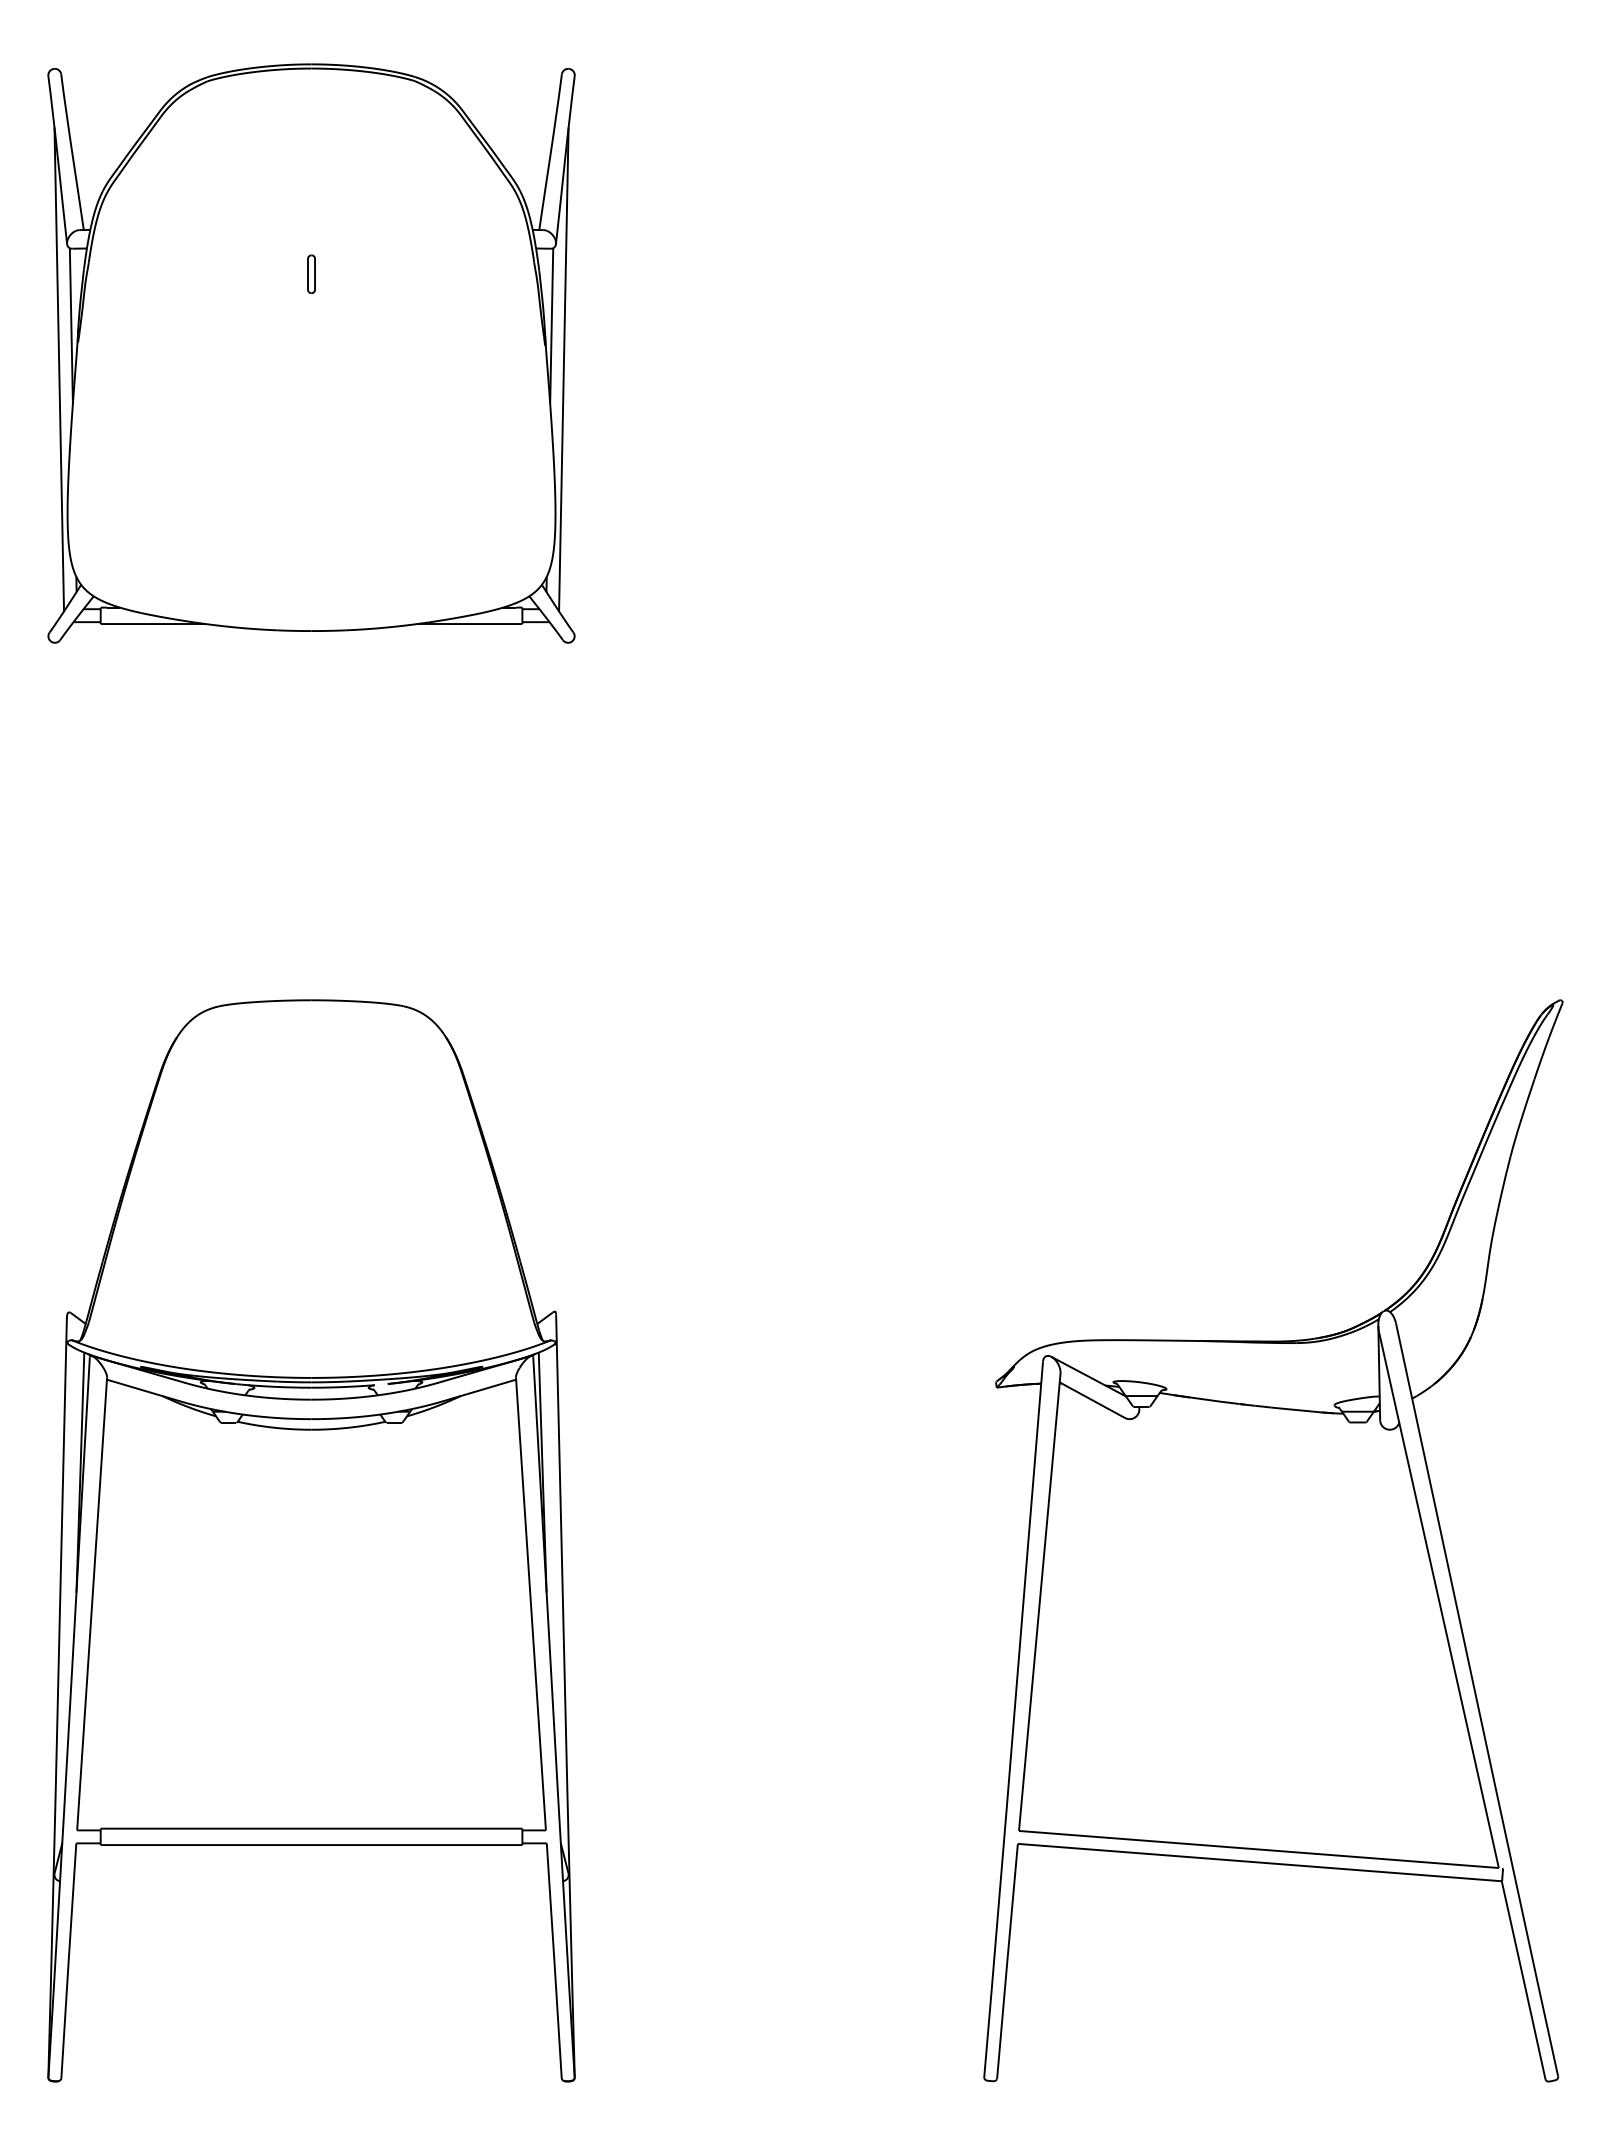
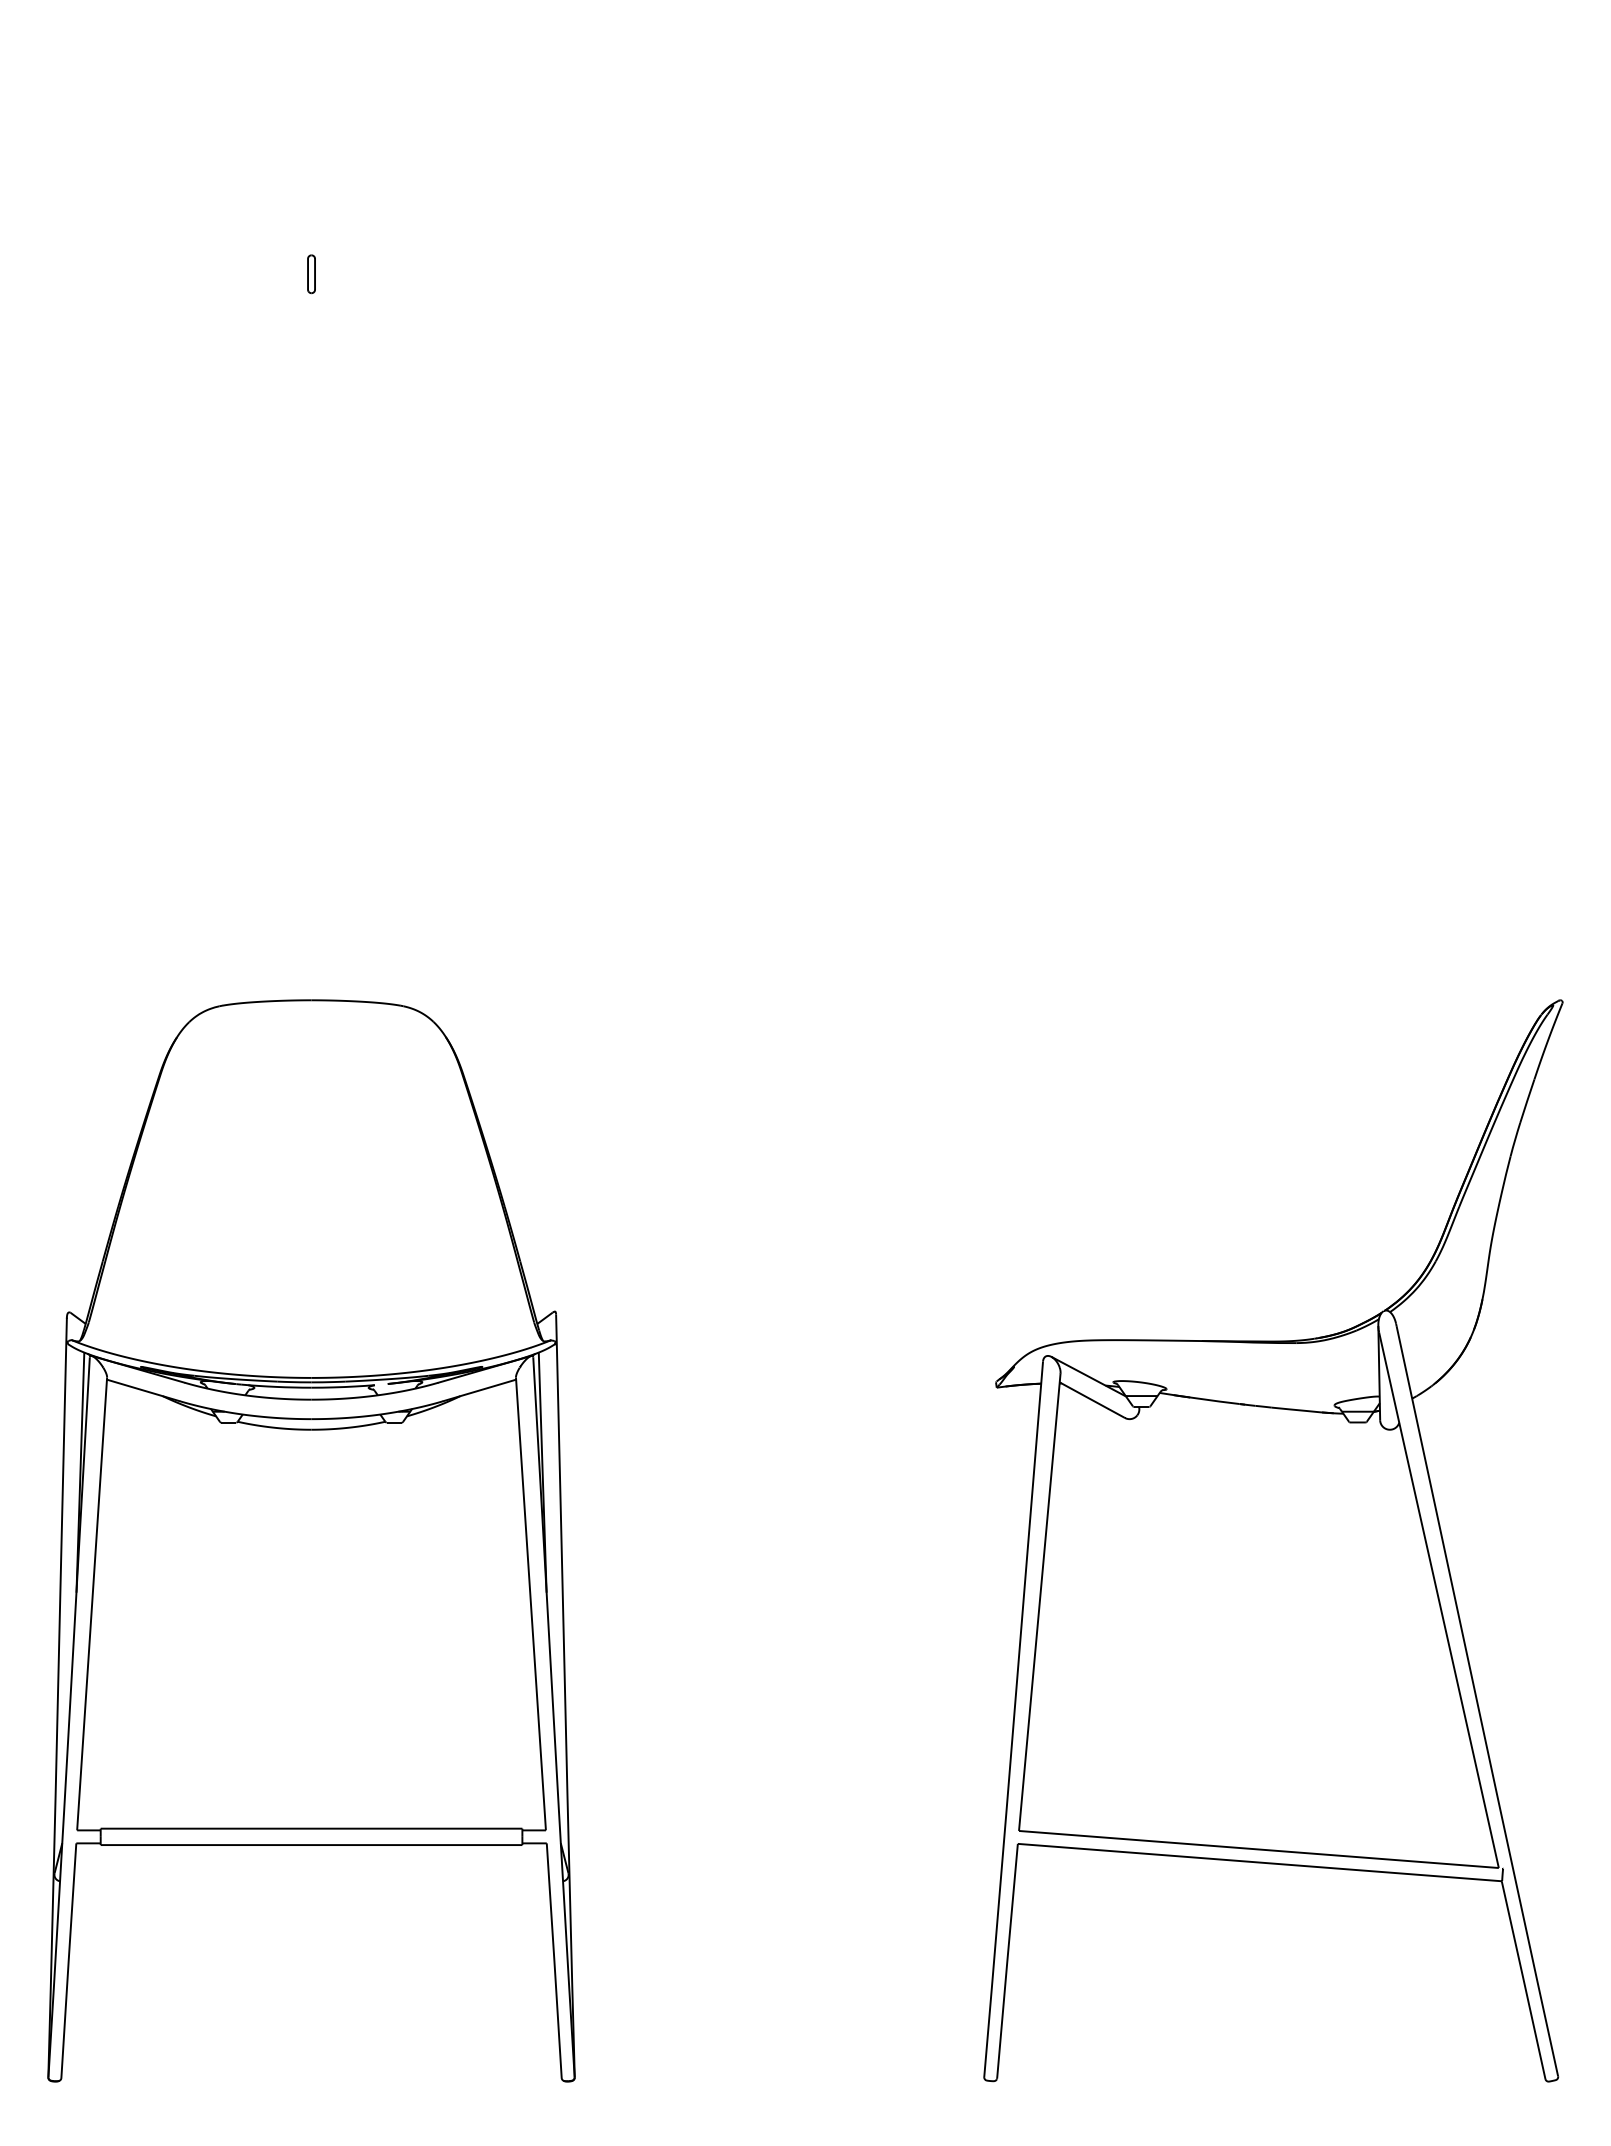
part: present -> none (311, 353)
